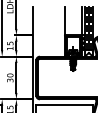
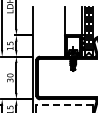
line: solid -> dashed (64, 105)
